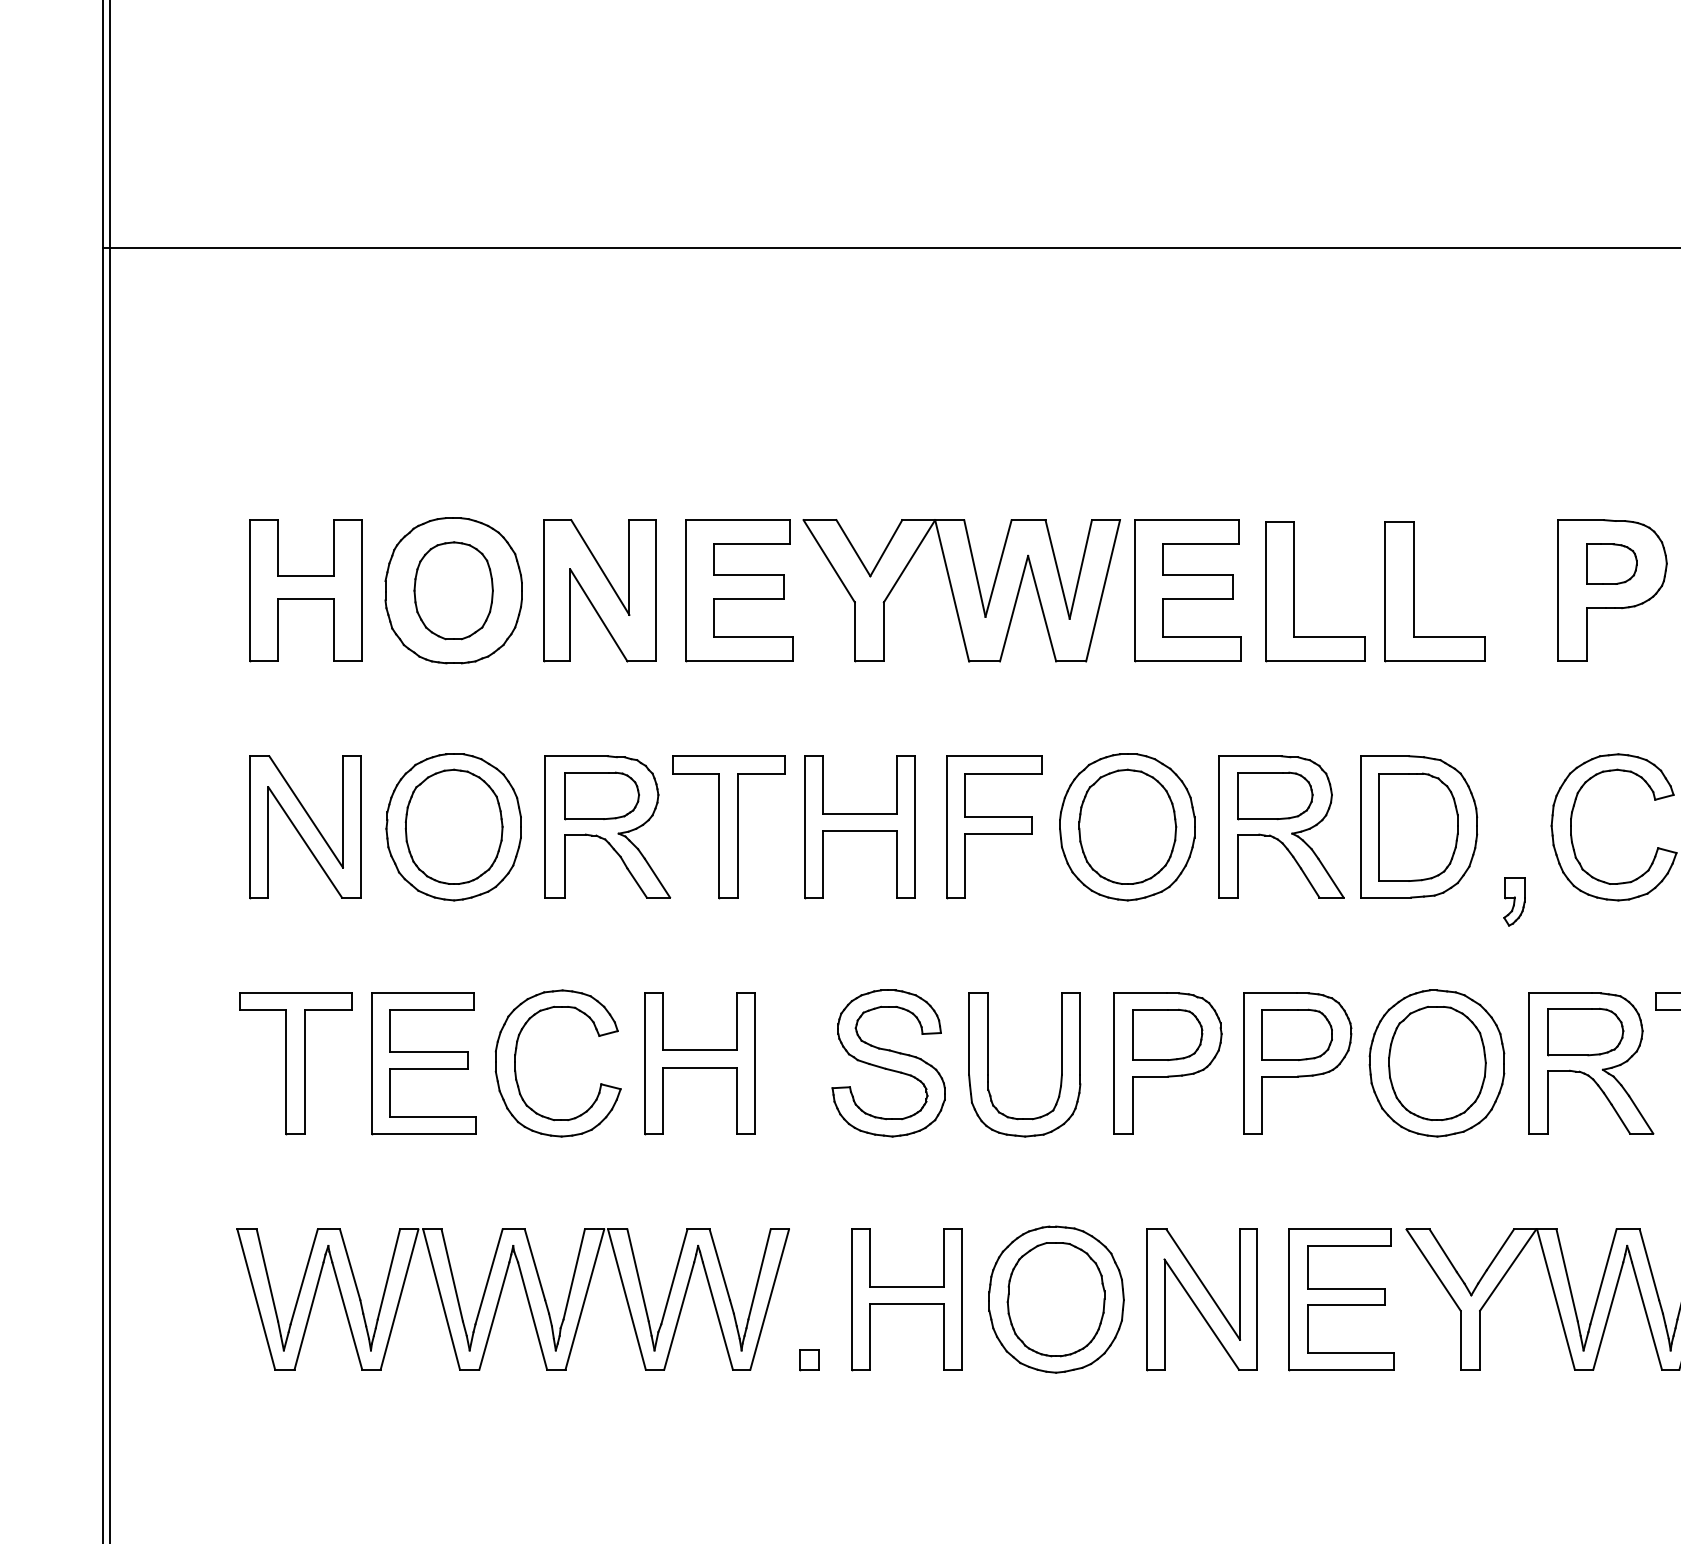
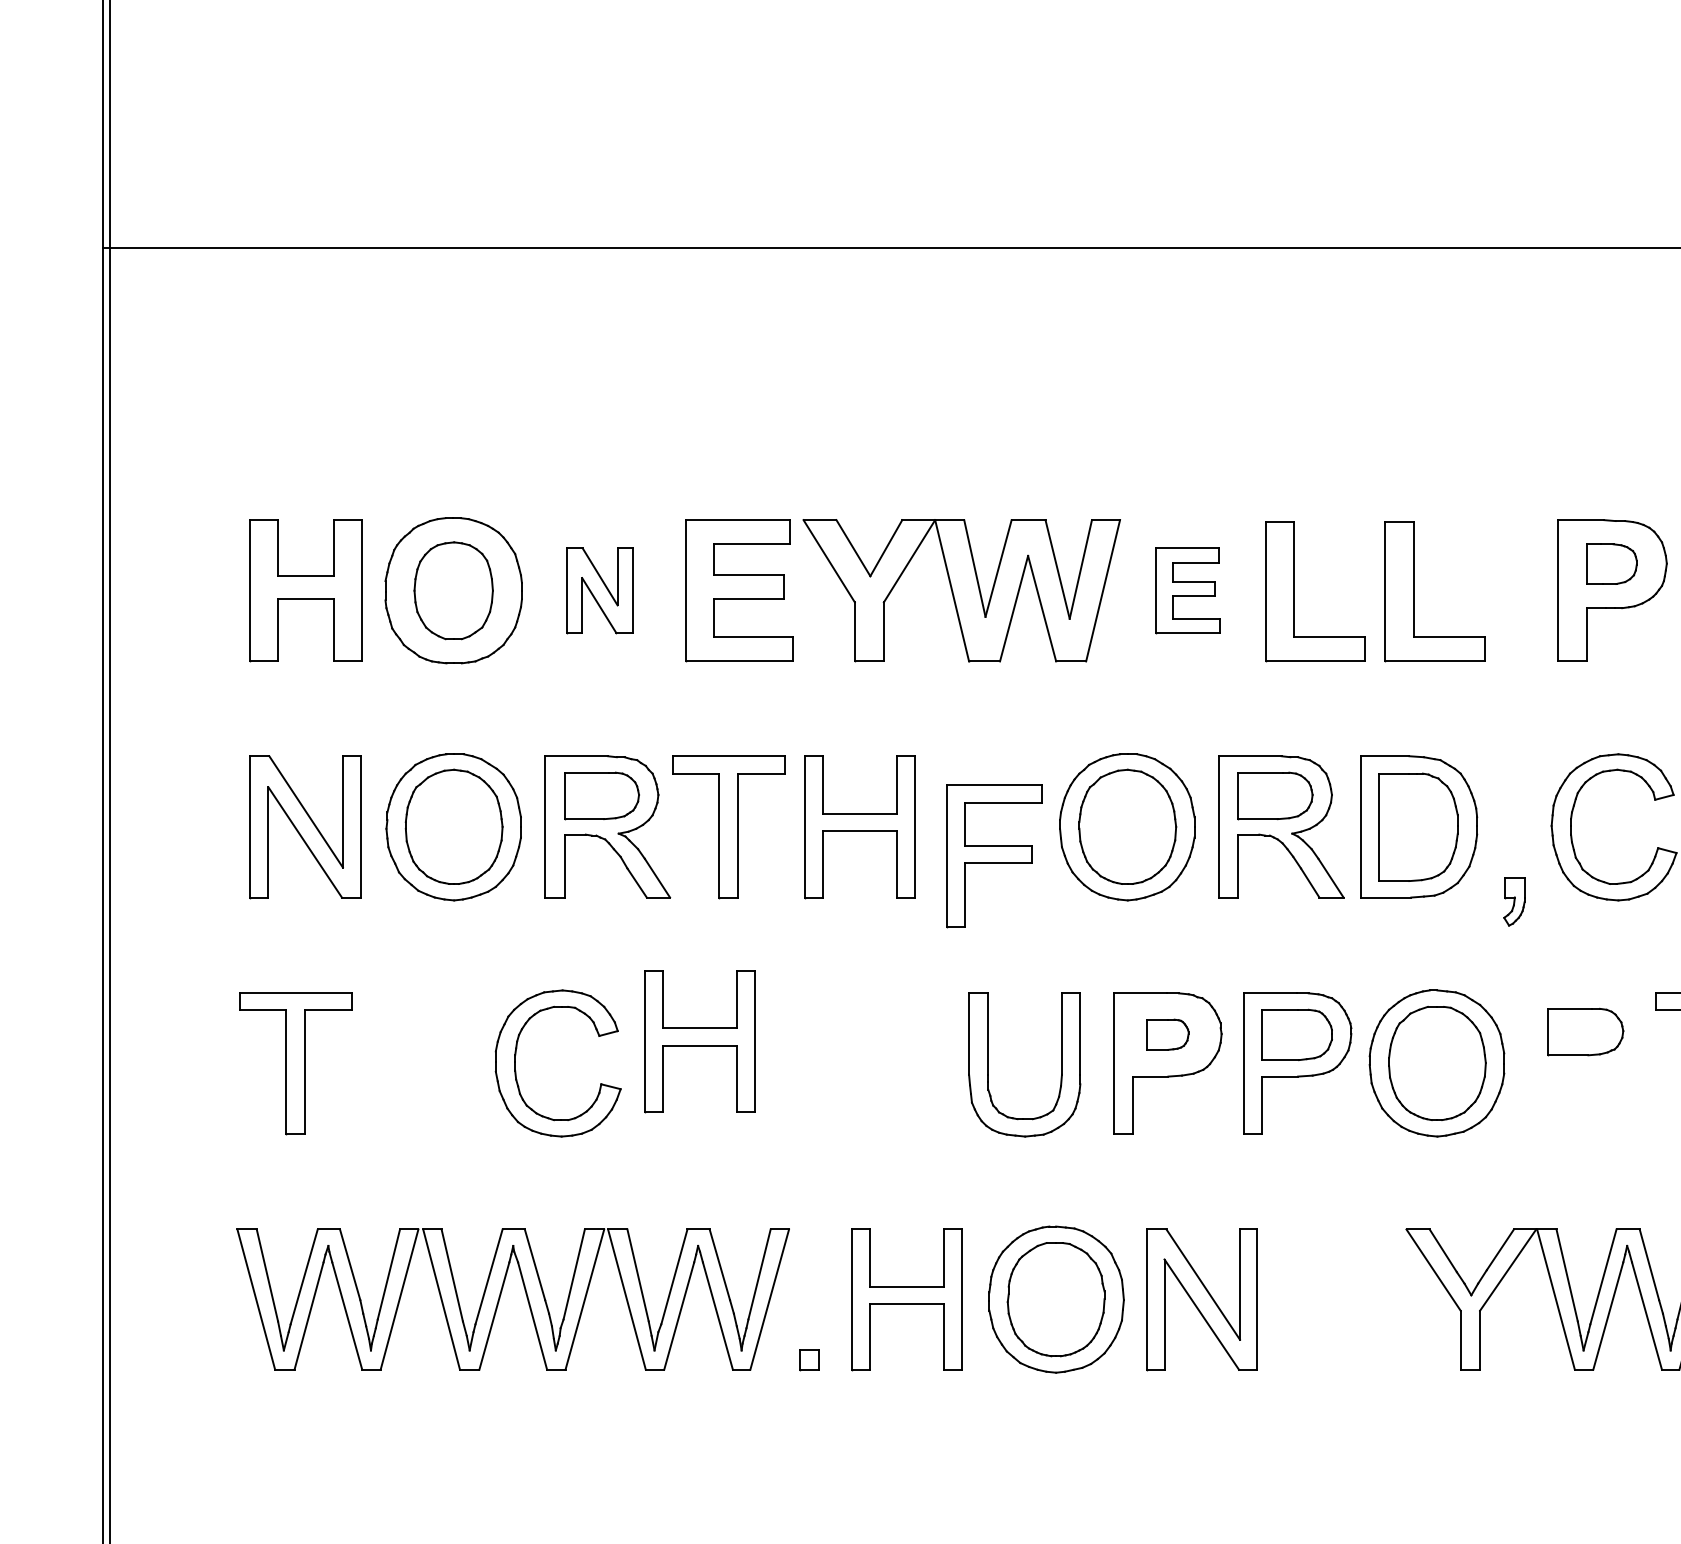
part size: 114x144 px -> 68x88 px (599, 590)
part size: 108x144 px -> 66x88 px (1187, 590)
part position: (994, 827) -> (994, 856) (994, 856)
part size: 72x53 px -> 44x33 px (1167, 1034)
part: present -> none (423, 1063)
part position: (699, 1063) -> (699, 1041) (699, 1041)
part: present -> none (888, 1063)
part: present -> none (1591, 1063)
part: present -> none (1341, 1299)
